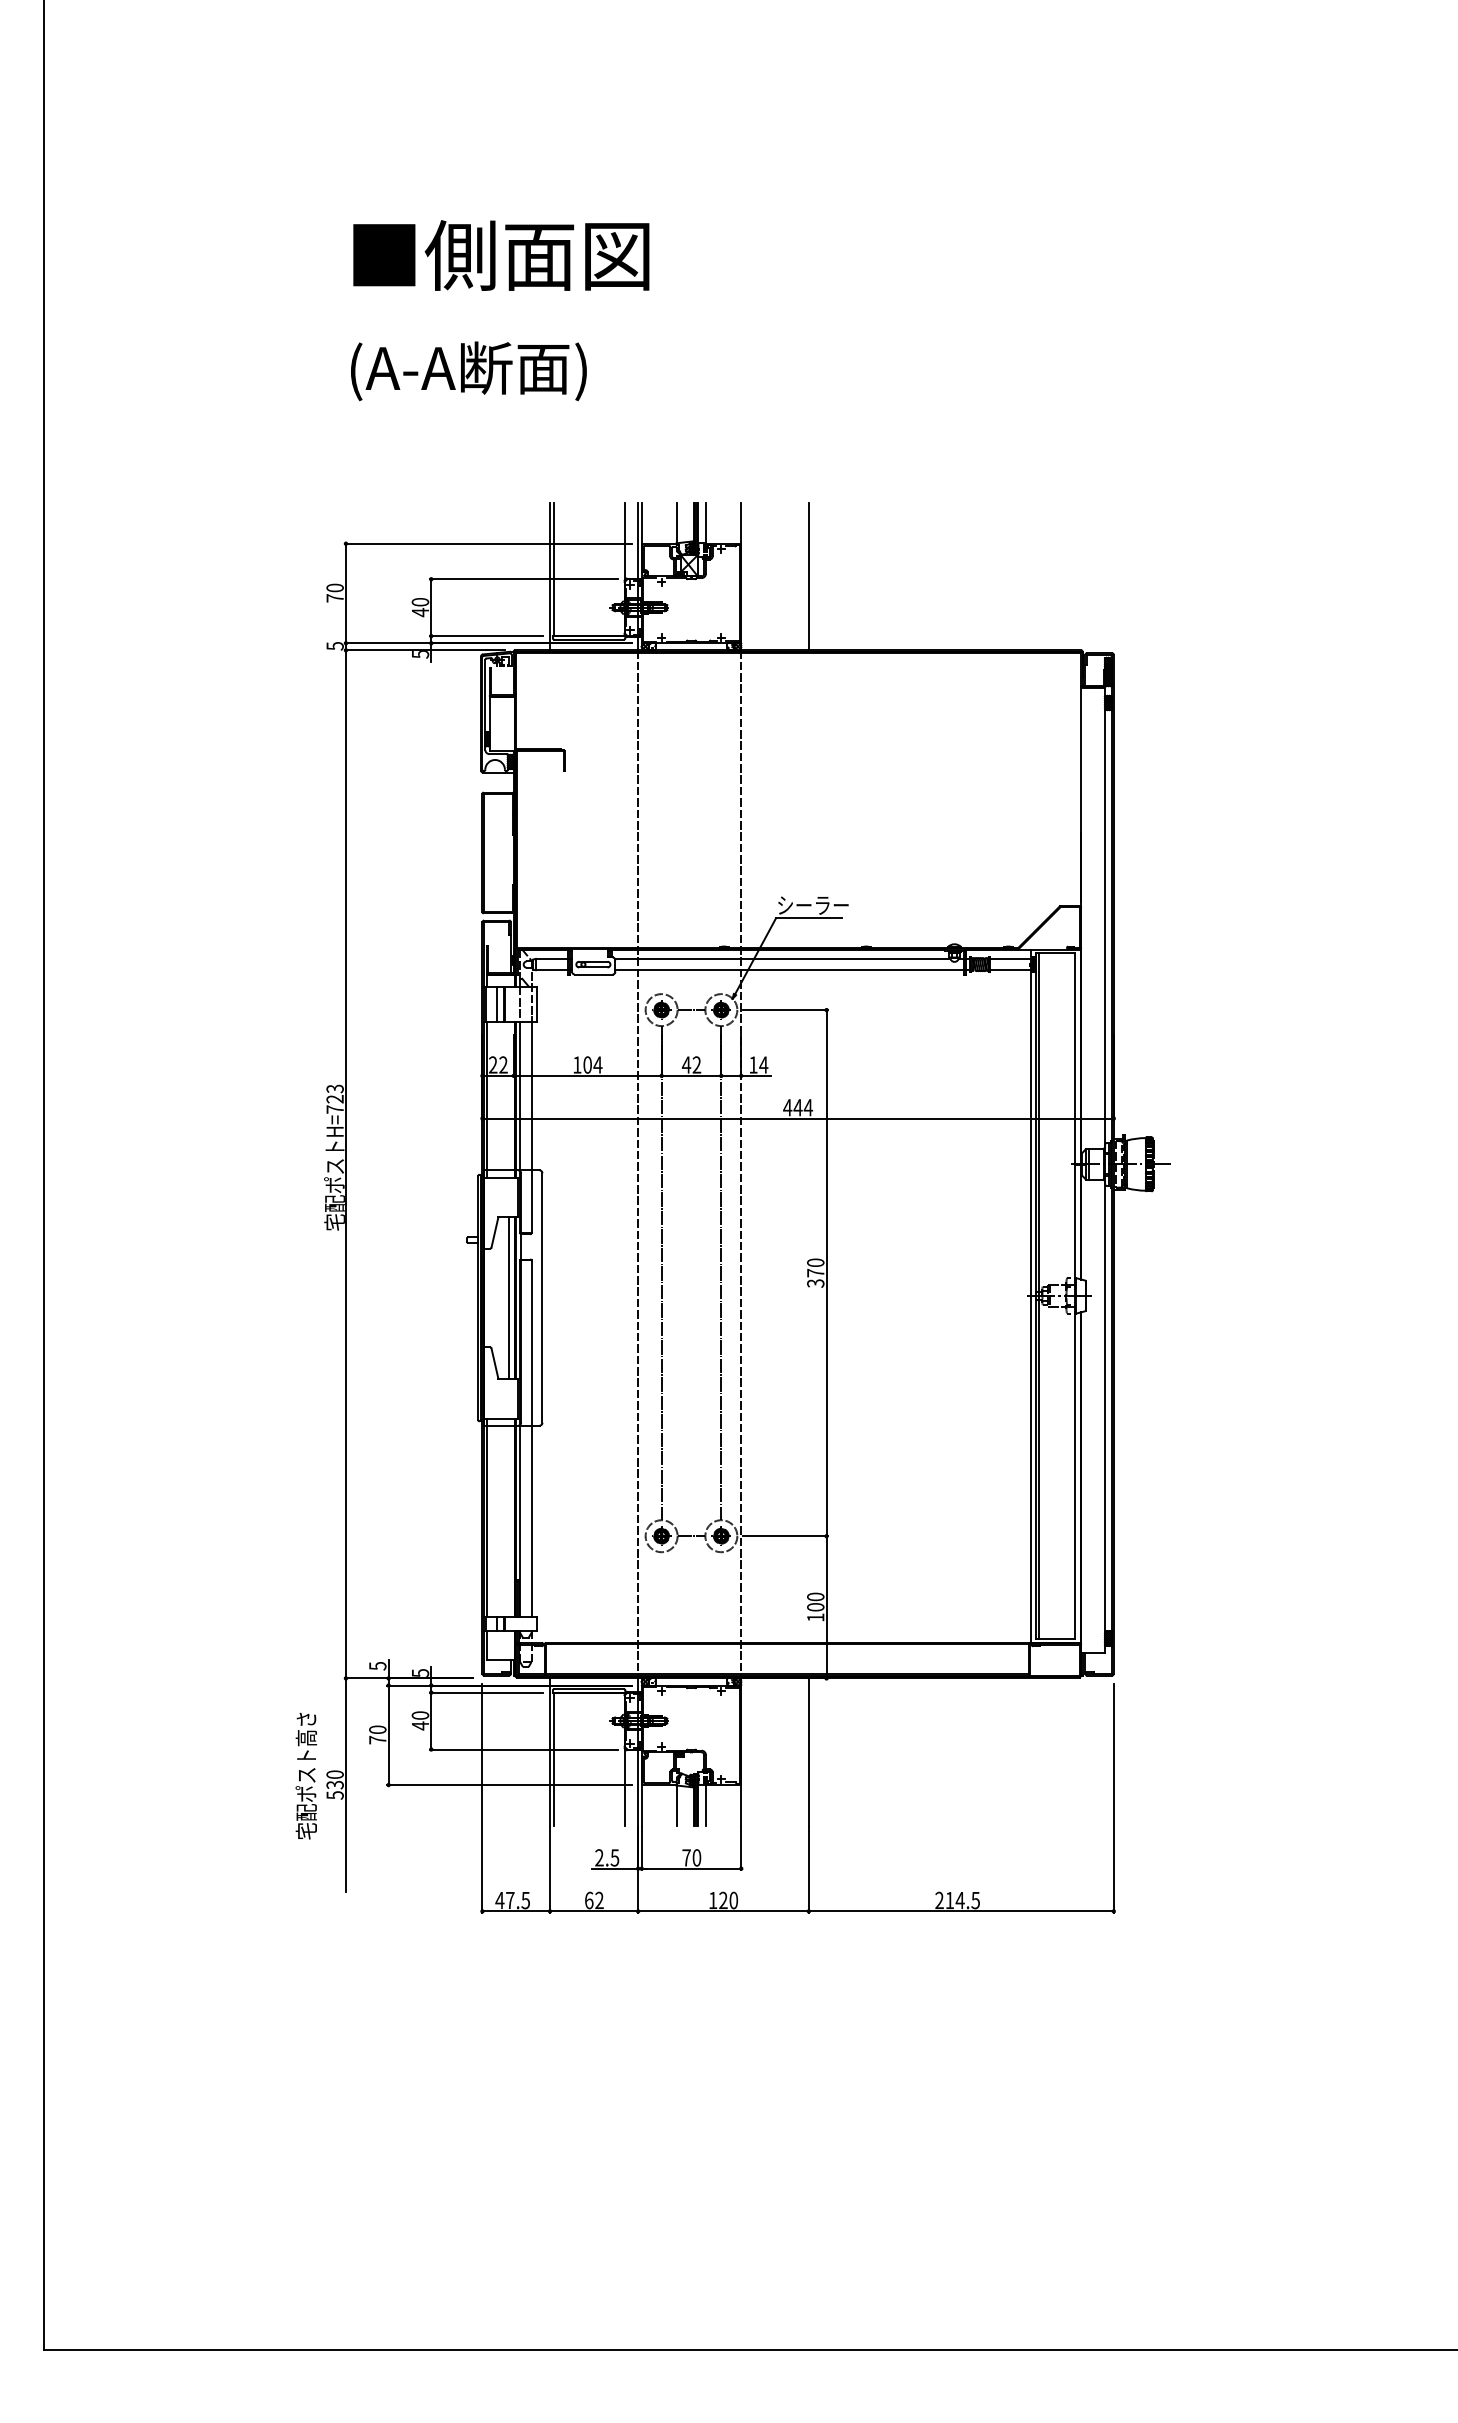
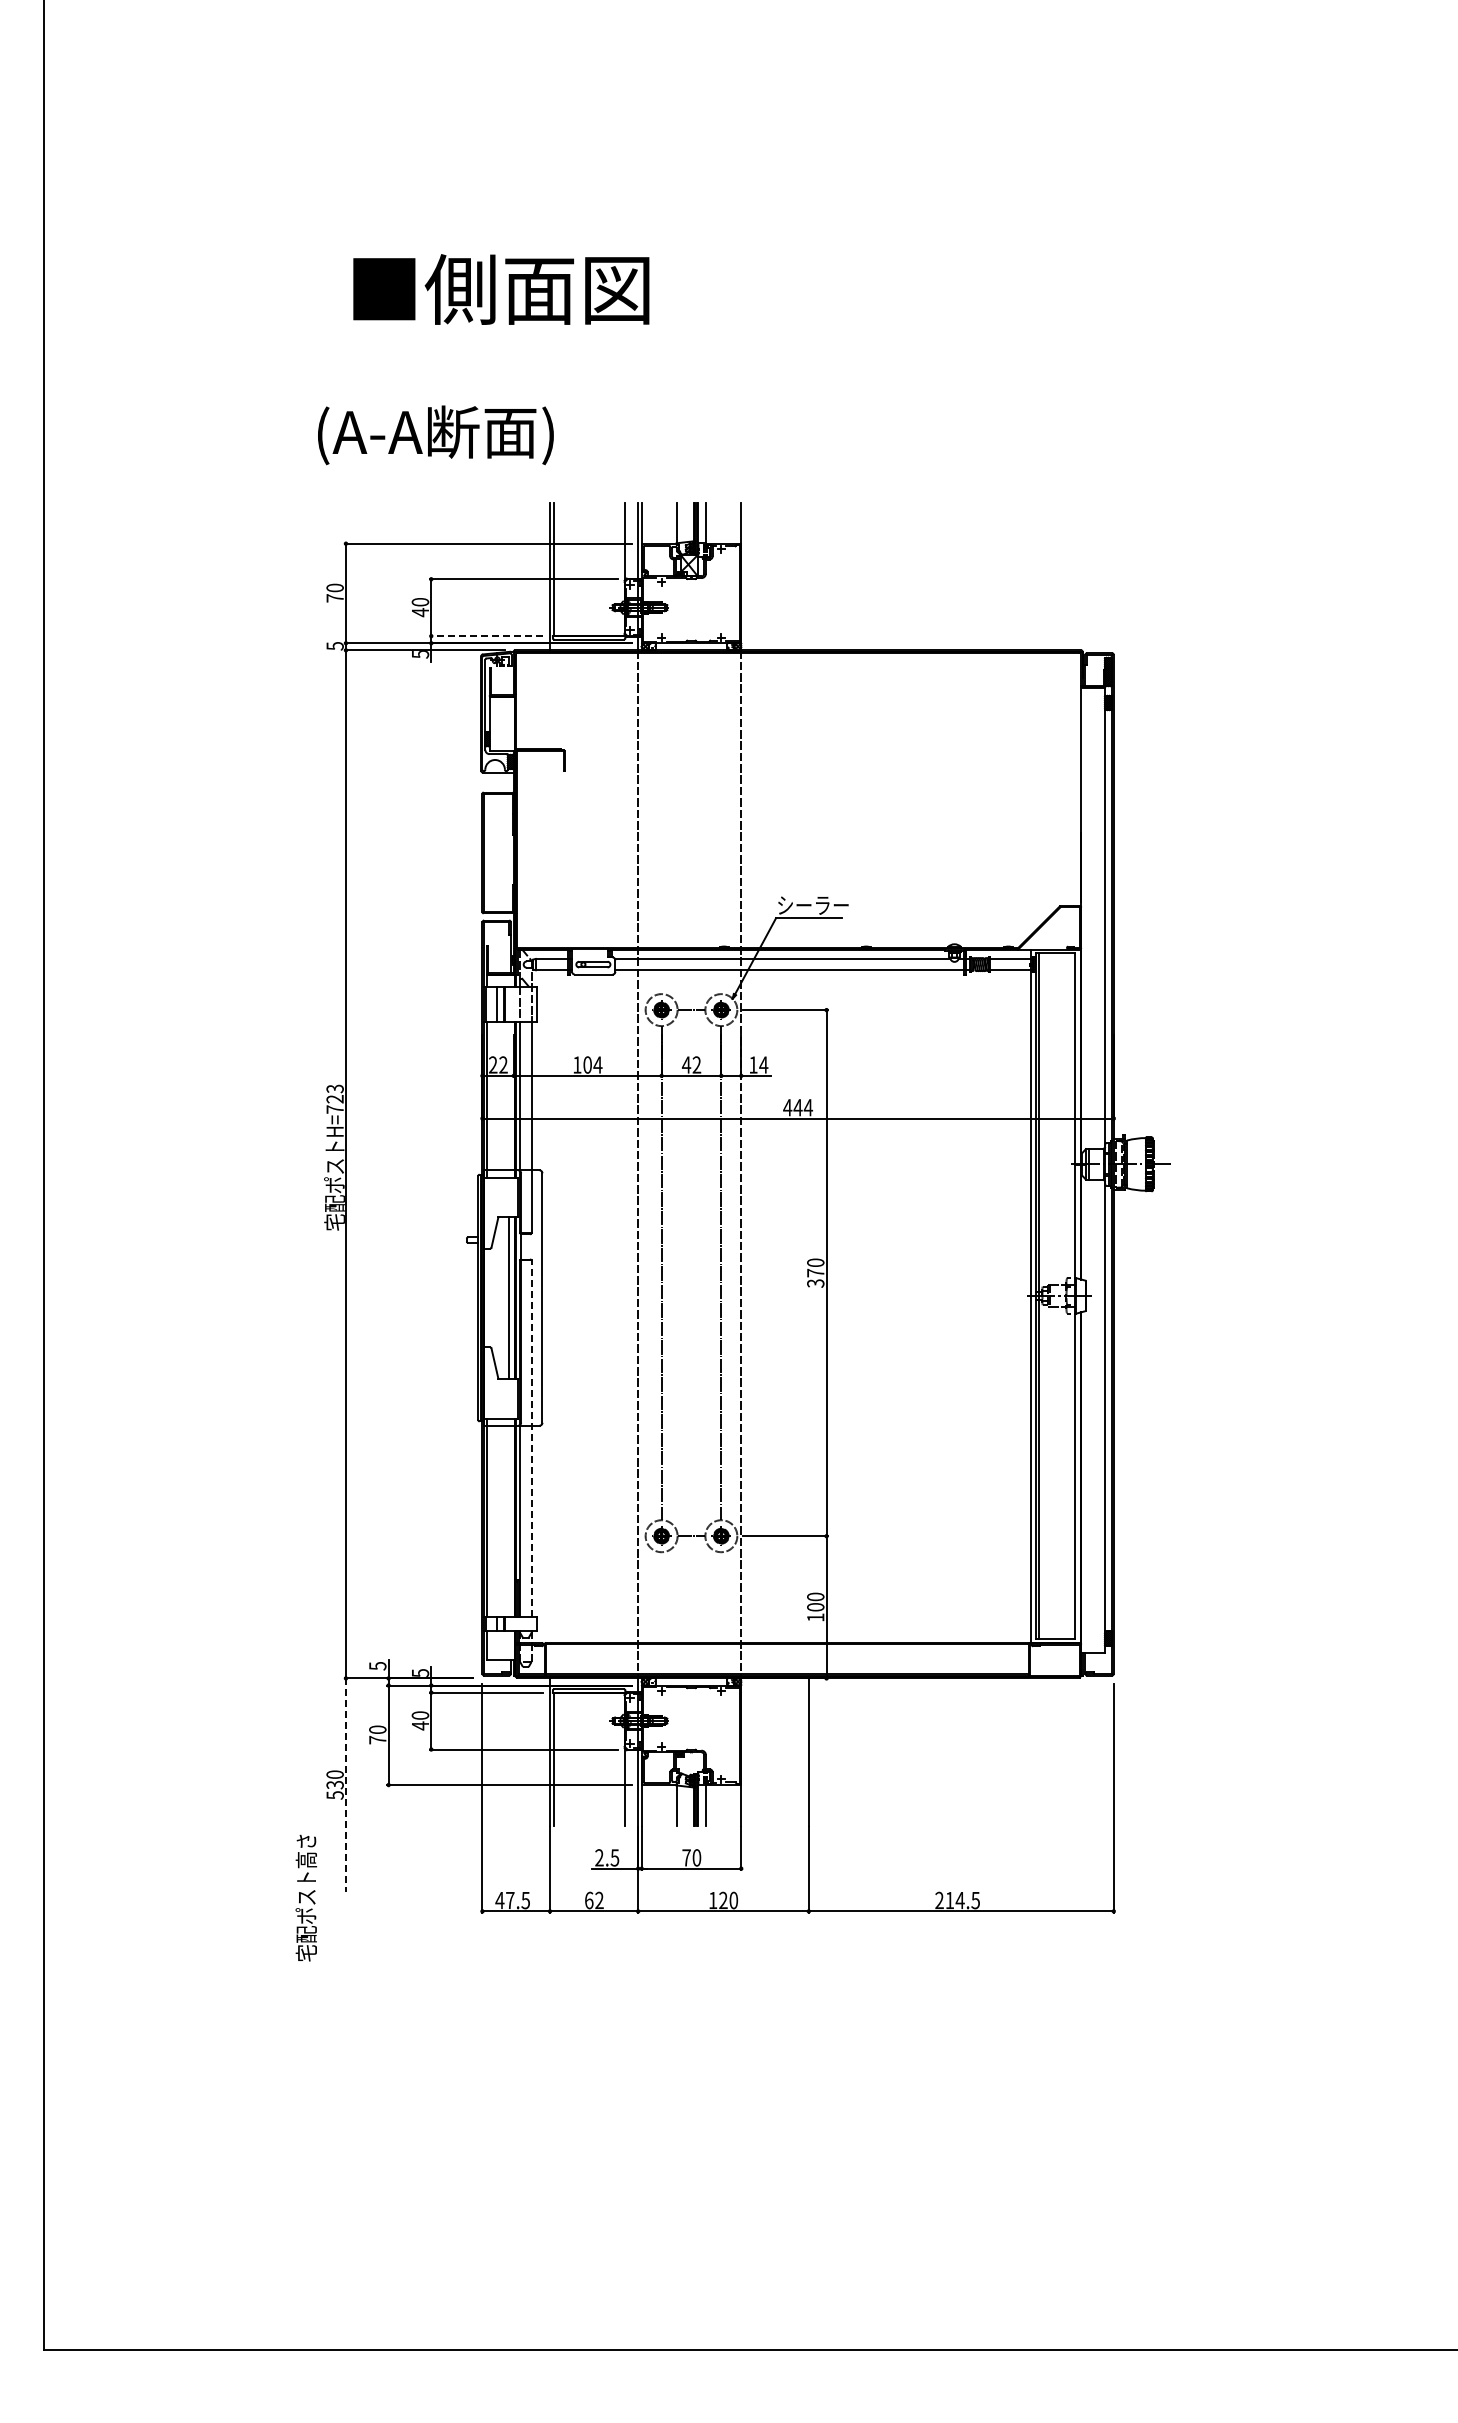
text position: (501, 255) -> (501, 289) (501, 289)
text position: (468, 371) -> (435, 435) (435, 435)
line: present -> none (808, 576)
line: solid -> dashed (486, 636)
line: solid -> dashed (531, 1437)
text position: (305, 1775) -> (305, 1897) (305, 1897)
line: solid -> dashed (345, 1785)
